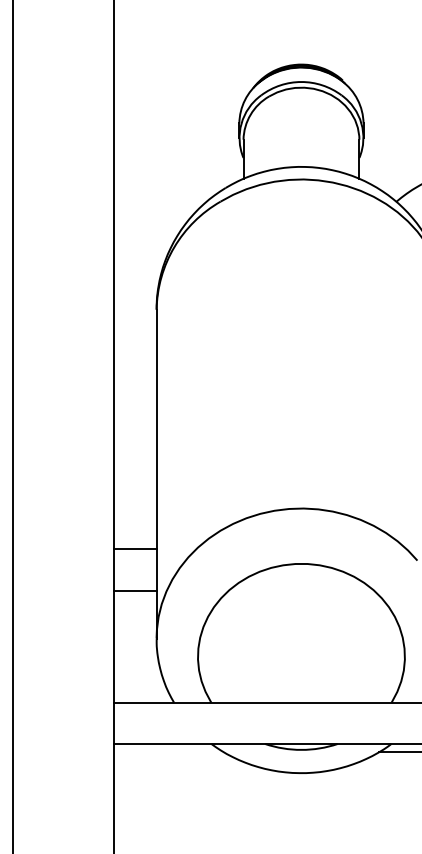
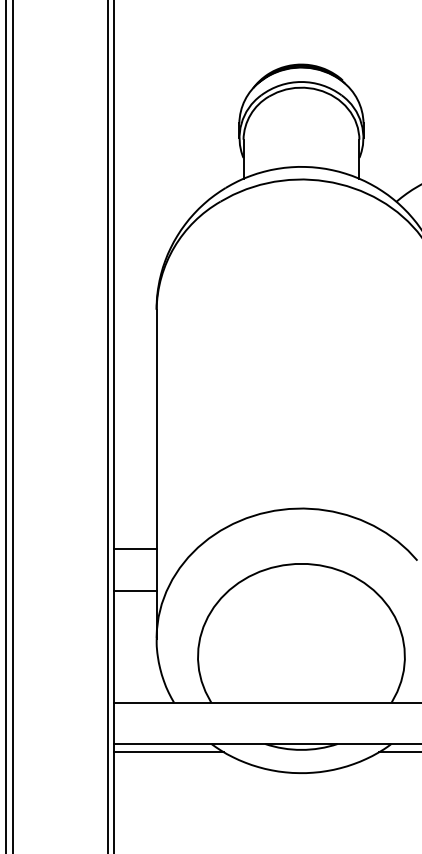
line: none -> present (6, 426)
line: none -> present (107, 426)
line: none -> present (168, 752)
